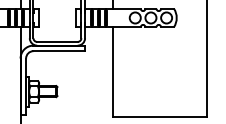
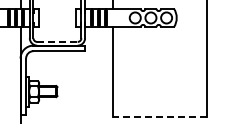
line: solid -> dashed (57, 41)
line: solid -> dashed (159, 117)
